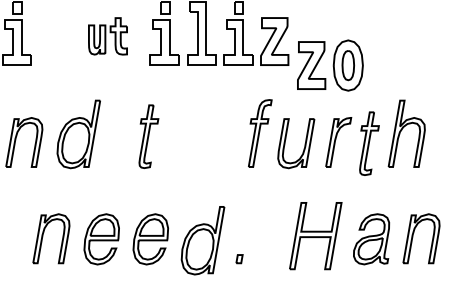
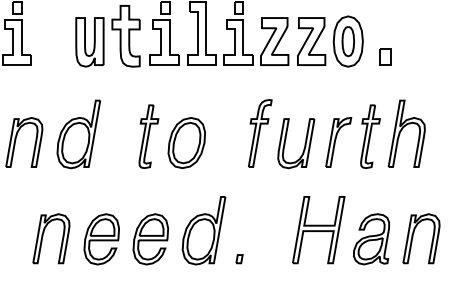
part size: 40x39 px -> 66x63 px (107, 36)
part: none -> present (385, 56)
part position: (330, 65) -> (330, 41) (330, 41)
part: none -> present (186, 142)
part position: (369, 143) -> (370, 136) (370, 136)
part position: (315, 236) -> (318, 230) (318, 230)
part position: (202, 240) -> (203, 230) (203, 230)
